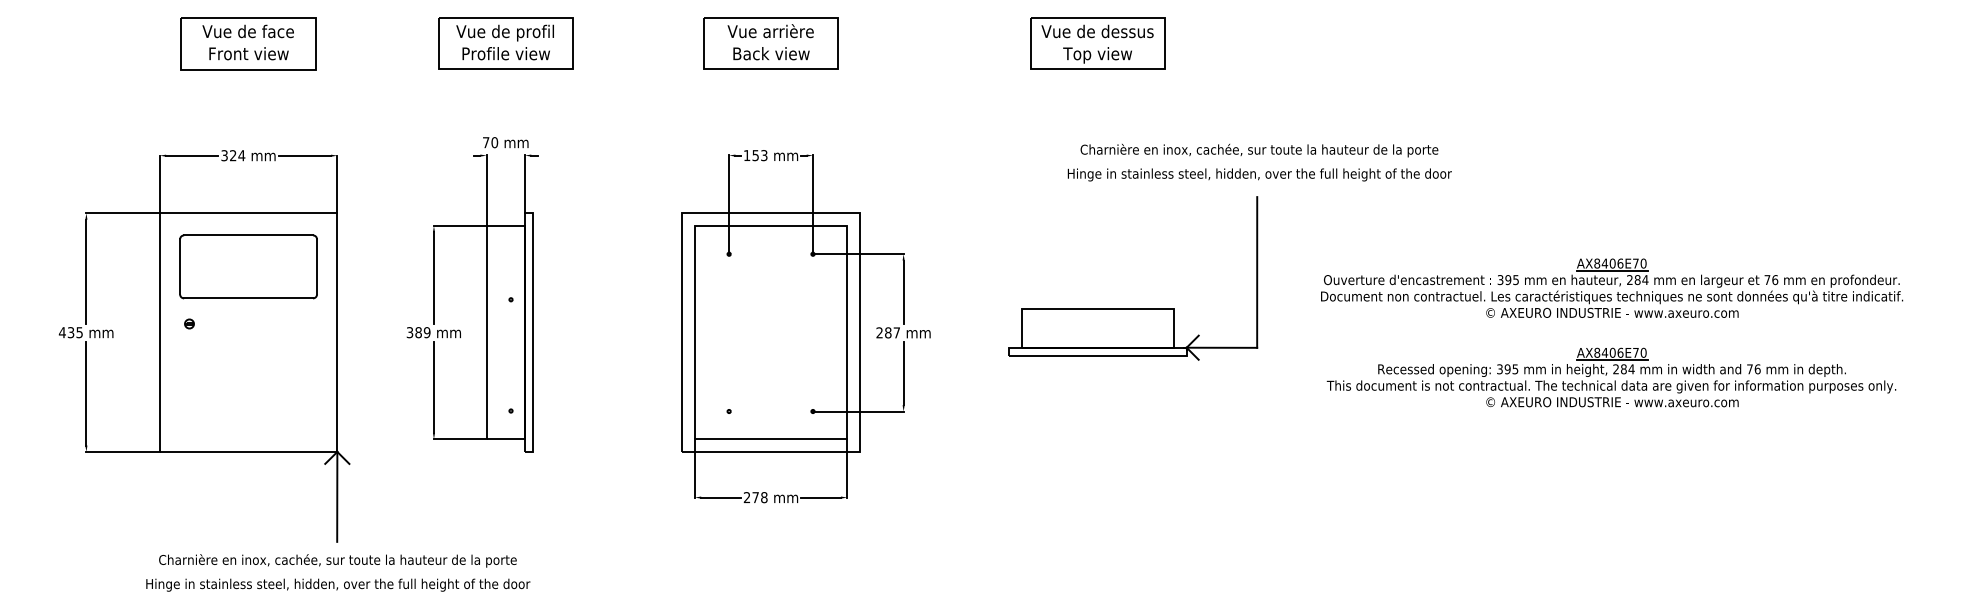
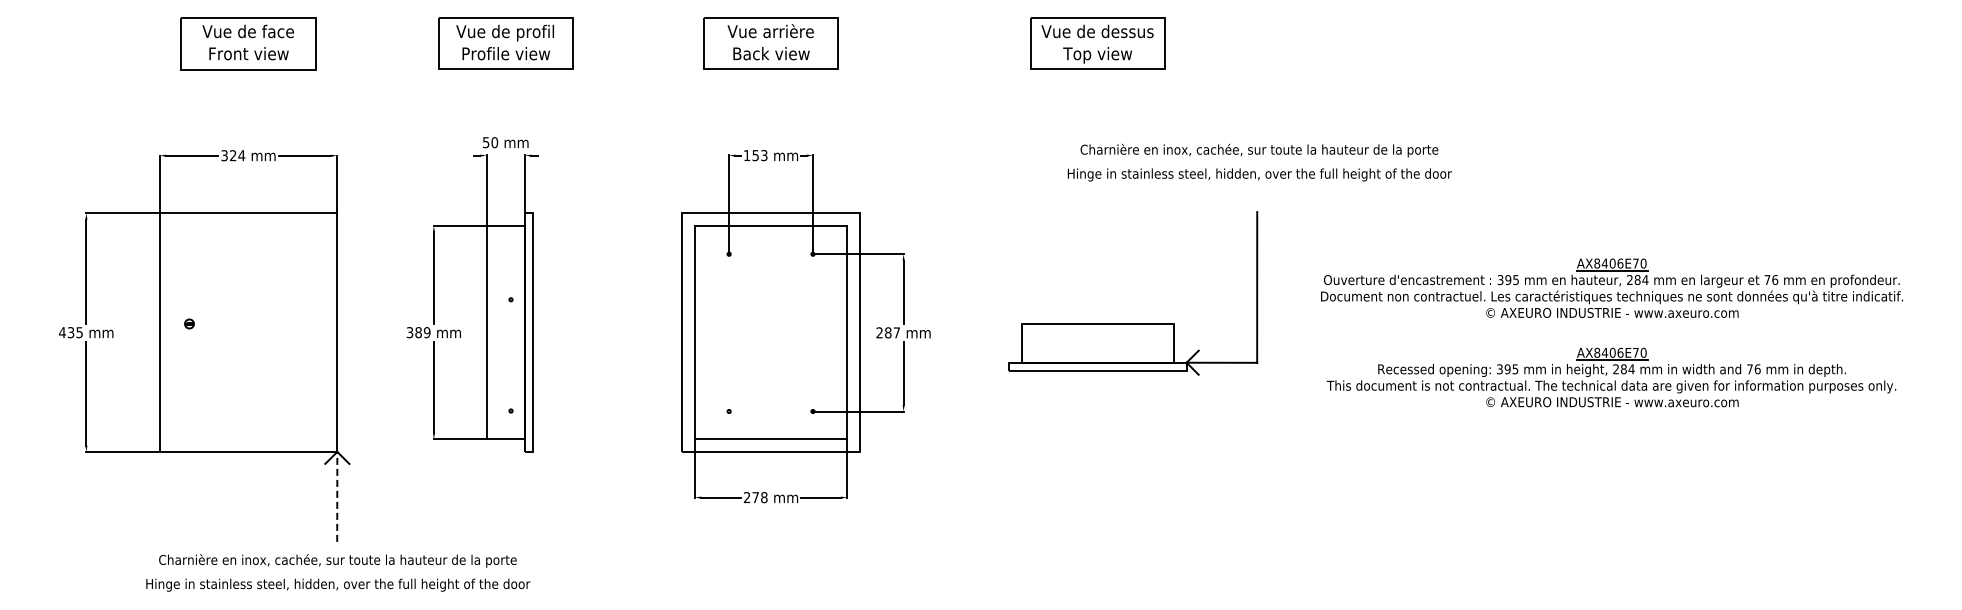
text: 70 -> 50 (486, 142)
part: present -> none (248, 266)
part position: (1133, 308) -> (1133, 323) (1133, 323)
line: solid -> dashed (337, 496)
